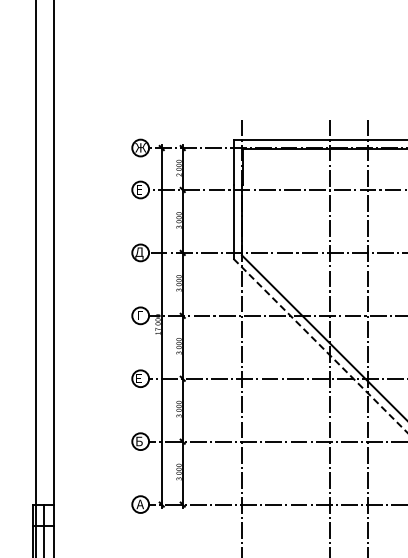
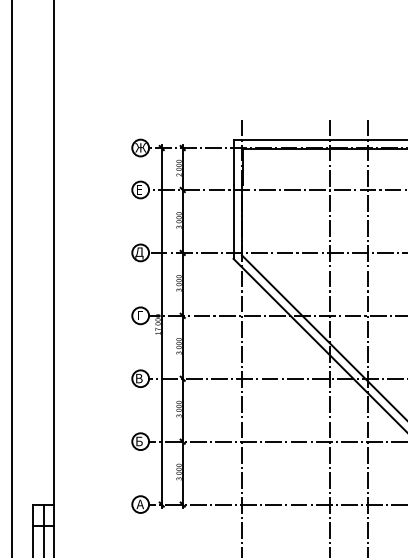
line position: (36, 278) -> (12, 278) (12, 278)
line: dashed -> solid (321, 346)
text: Е -> В (139, 378)
